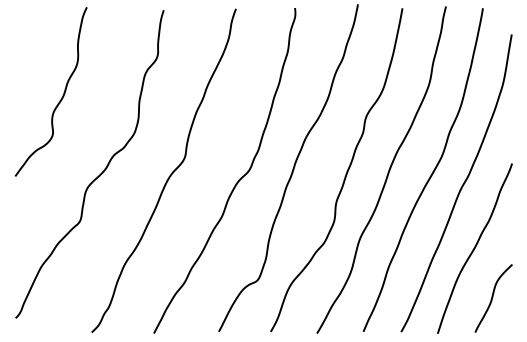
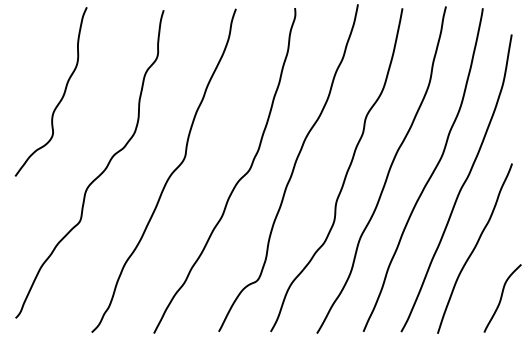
curve position: (493, 297) -> (502, 297) (502, 297)
